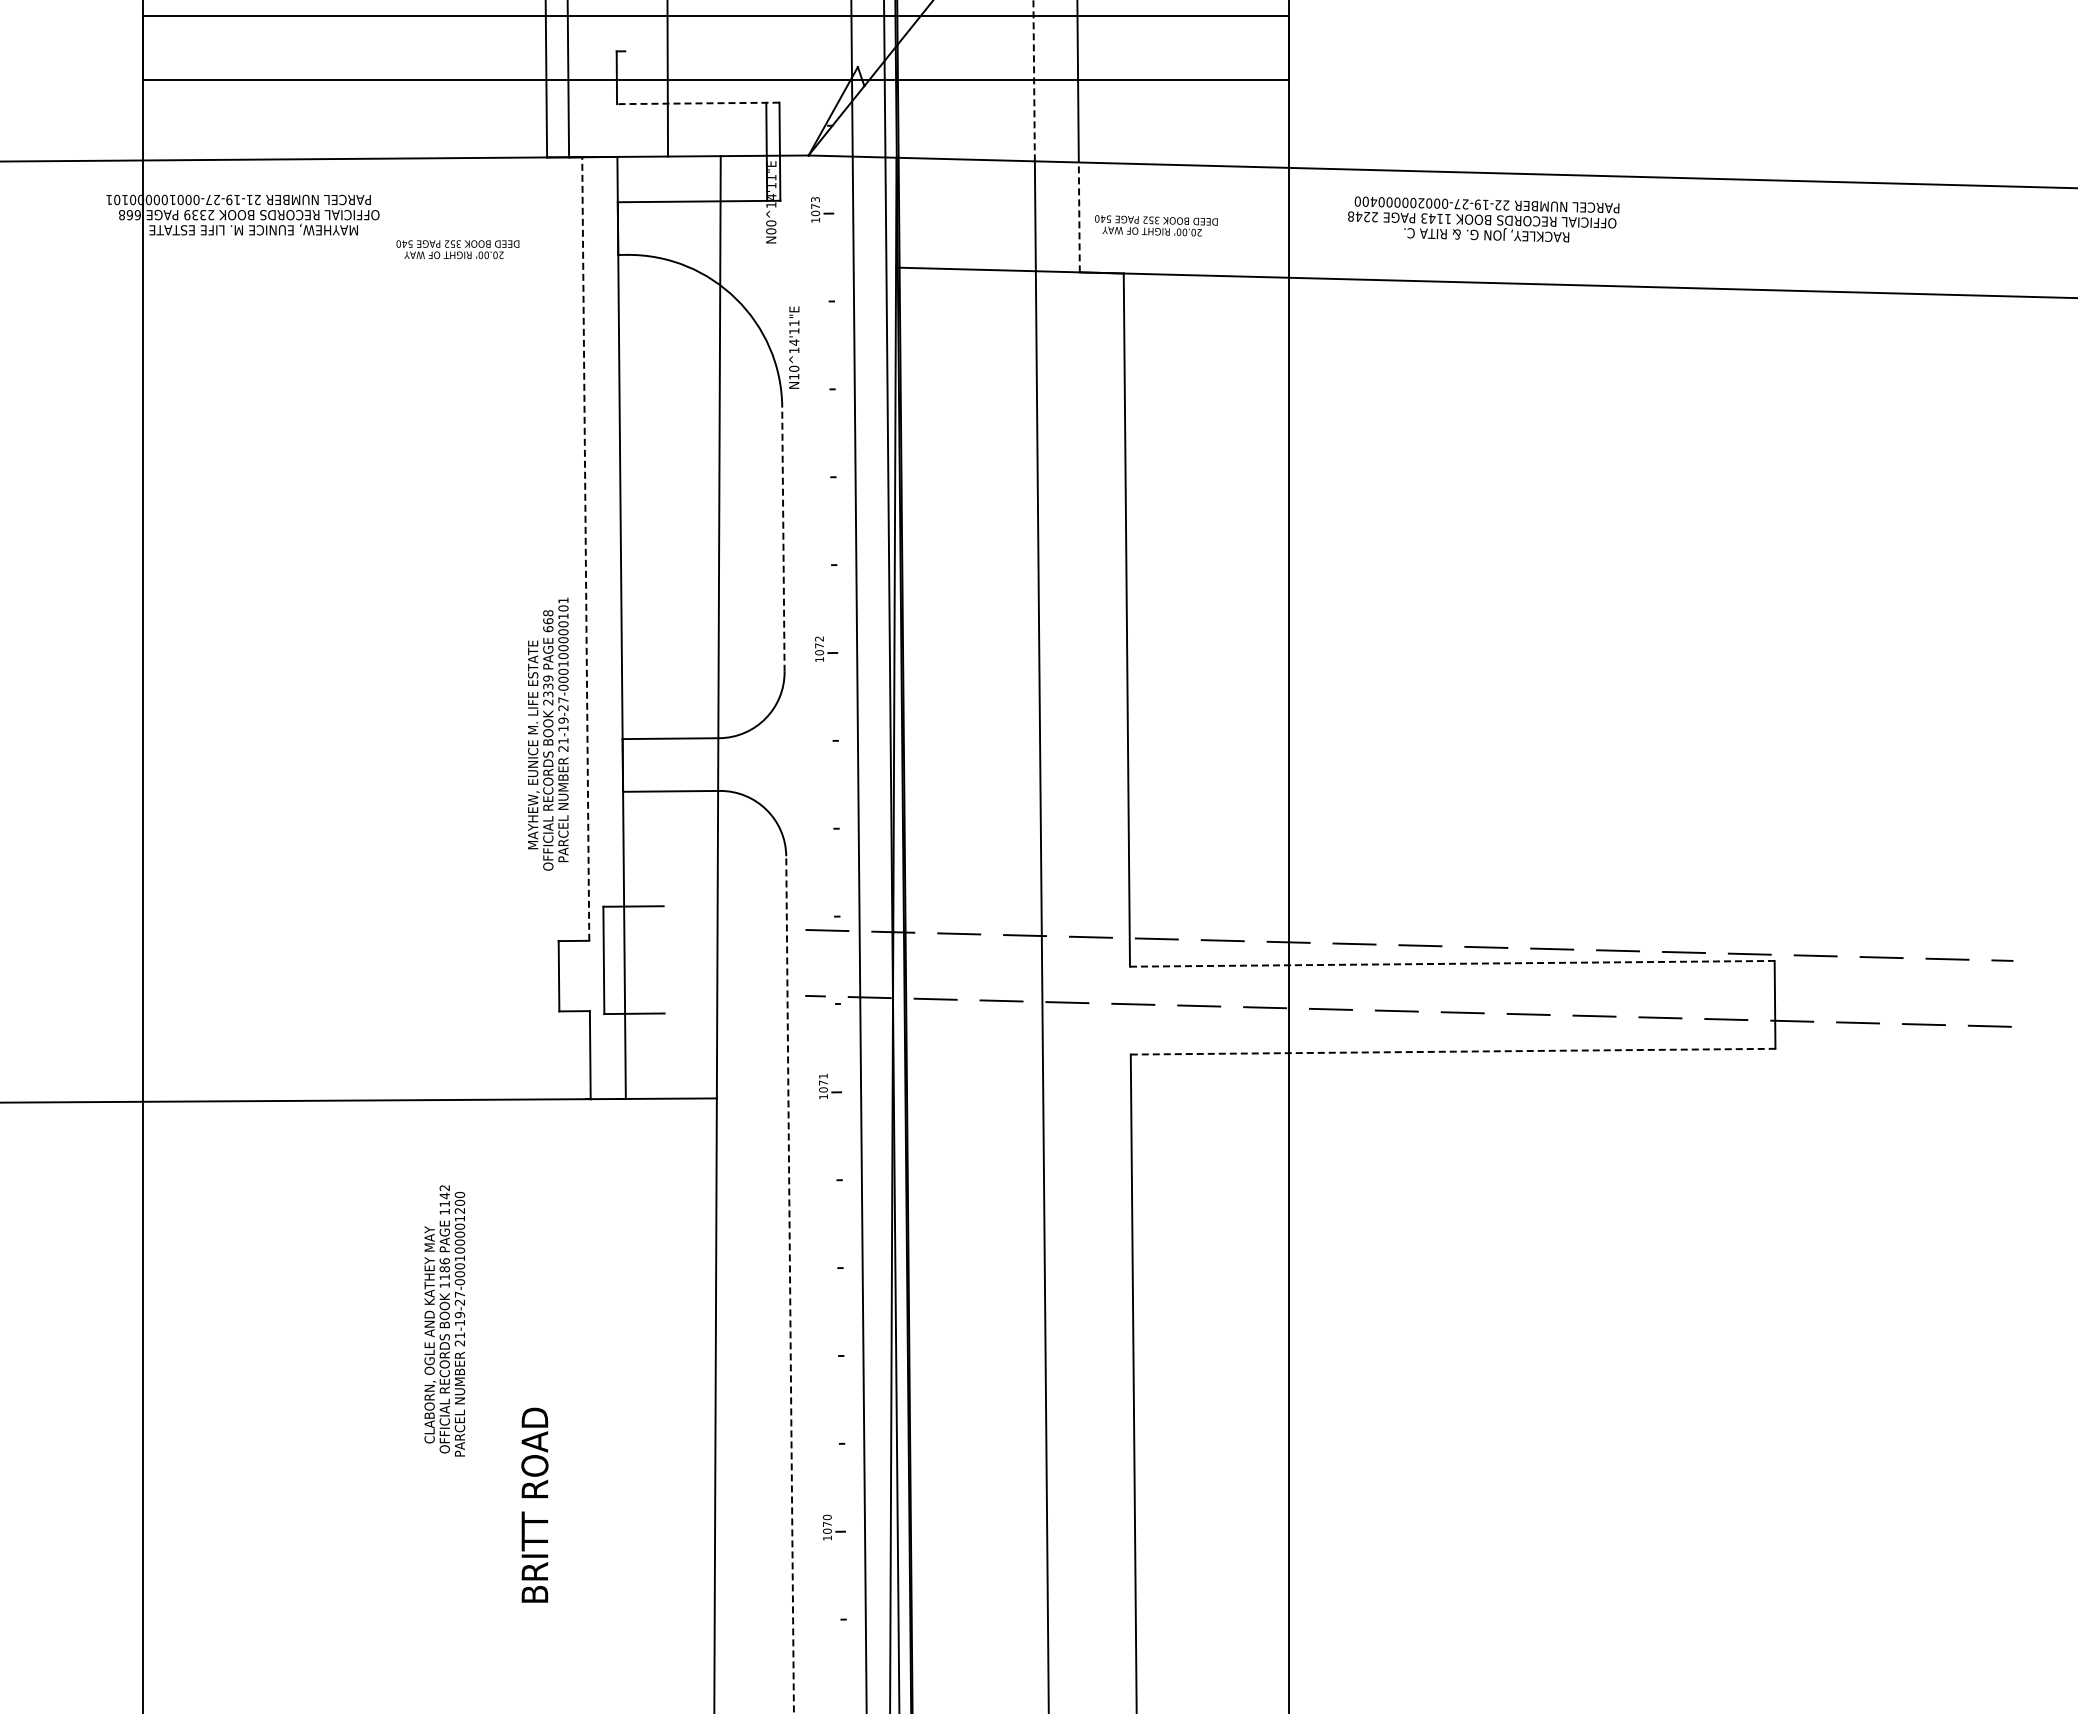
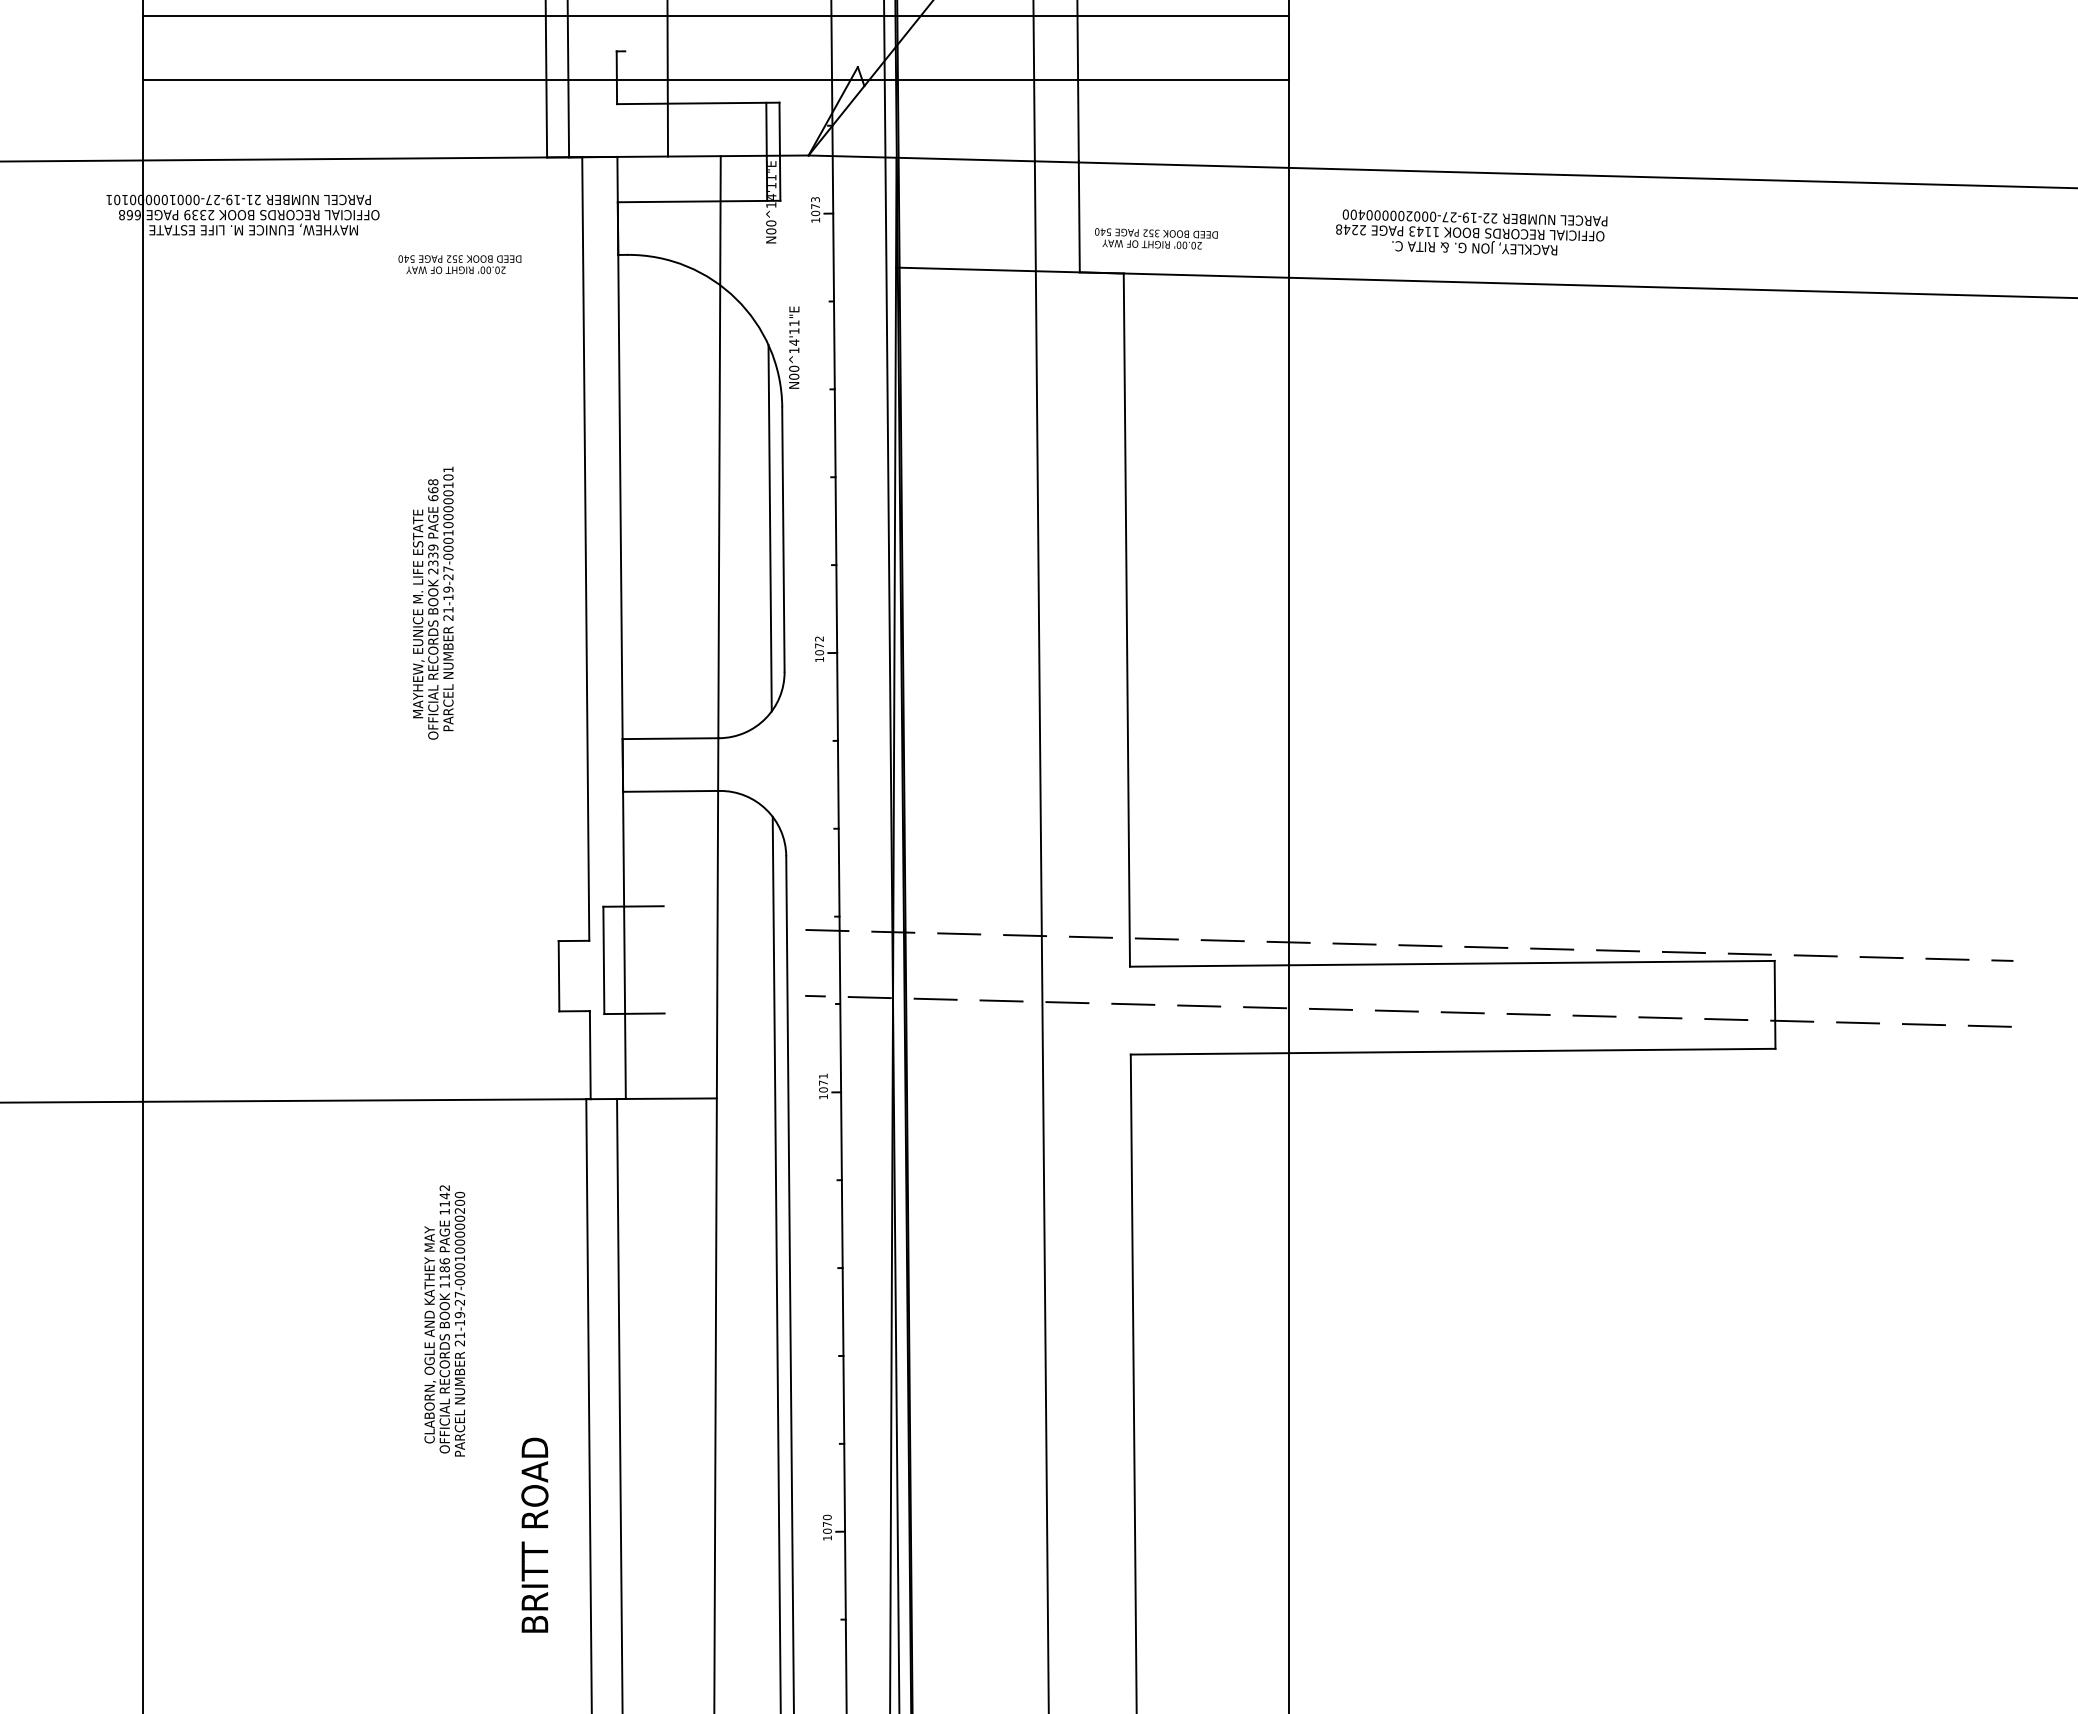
line: dashed -> solid (1034, 80)
line: dashed -> solid (697, 103)
line: dashed -> solid (1079, 216)
text position: (1483, 219) -> (1471, 232) (1471, 232)
text position: (1156, 225) -> (1156, 238) (1156, 238)
text position: (457, 249) -> (459, 264) (459, 264)
text: N10^ -> N00^ (794, 376)
line: none -> present (769, 528)
line: dashed -> solid (783, 539)
line: dashed -> solid (585, 549)
text position: (548, 733) -> (433, 602) (433, 602)
line position: (858, 856) -> (838, 856) (838, 856)
line: dashed -> solid (1452, 963)
line: dashed -> solid (1453, 1051)
text: 21-19-27-000100001200 -> 21-19-27-000100000200 (459, 1218)
line: none -> present (776, 1263)
line: dashed -> solid (790, 1285)
line: none -> present (588, 1404)
line: none -> present (619, 1404)
text position: (534, 1504) -> (534, 1534) (534, 1534)
